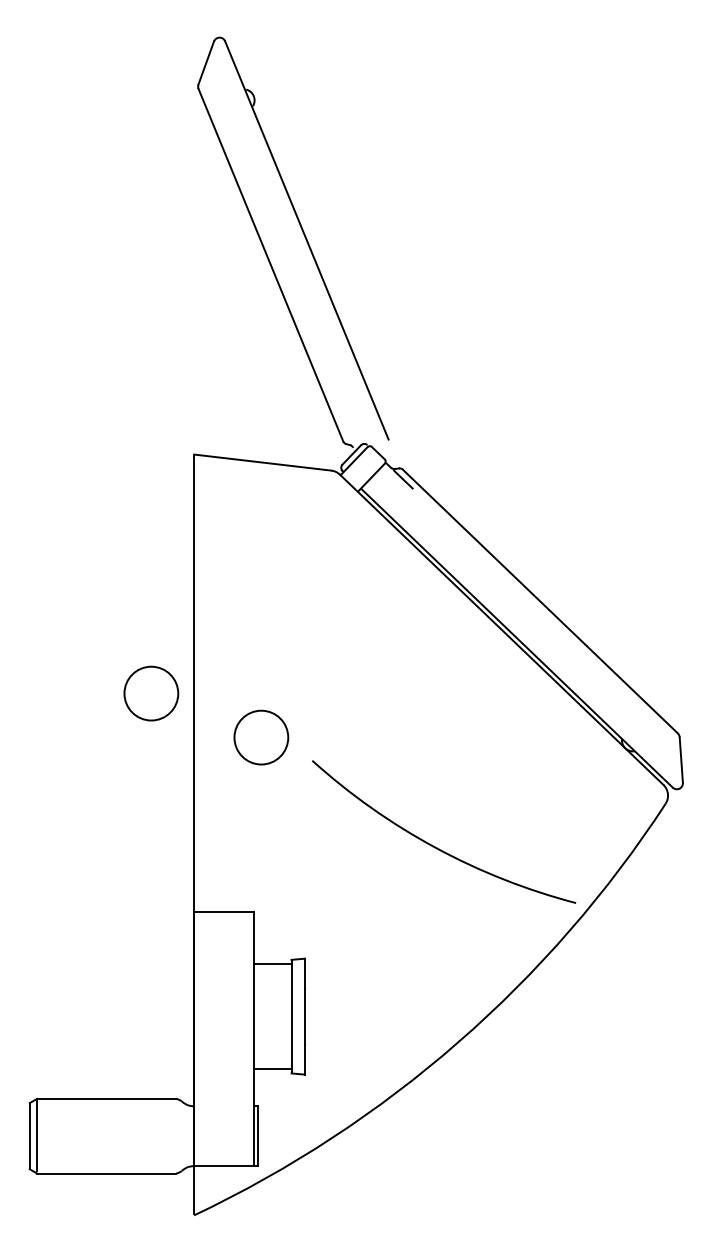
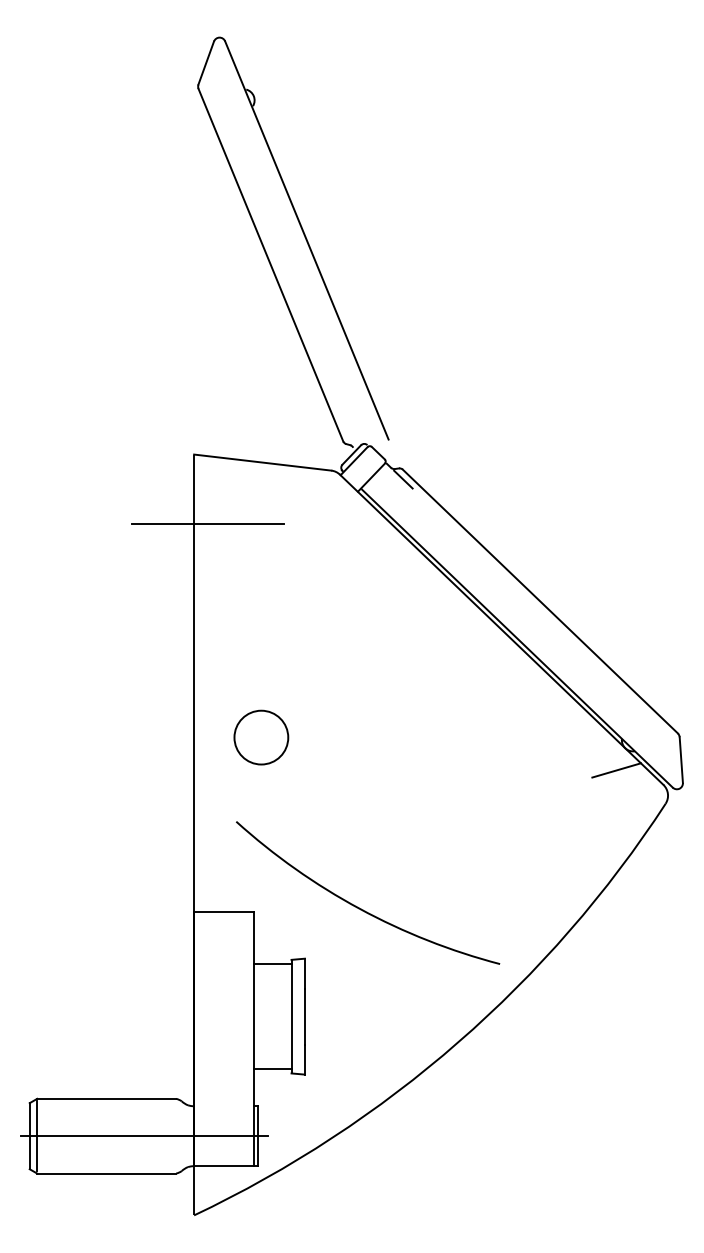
line: none -> present (207, 523)
circle: present -> none (151, 693)
line: none -> present (616, 770)
arc position: (437, 847) -> (361, 908) (361, 908)
line: none -> present (143, 1136)
